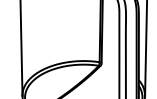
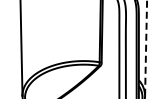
line: solid -> dashed (146, 48)
